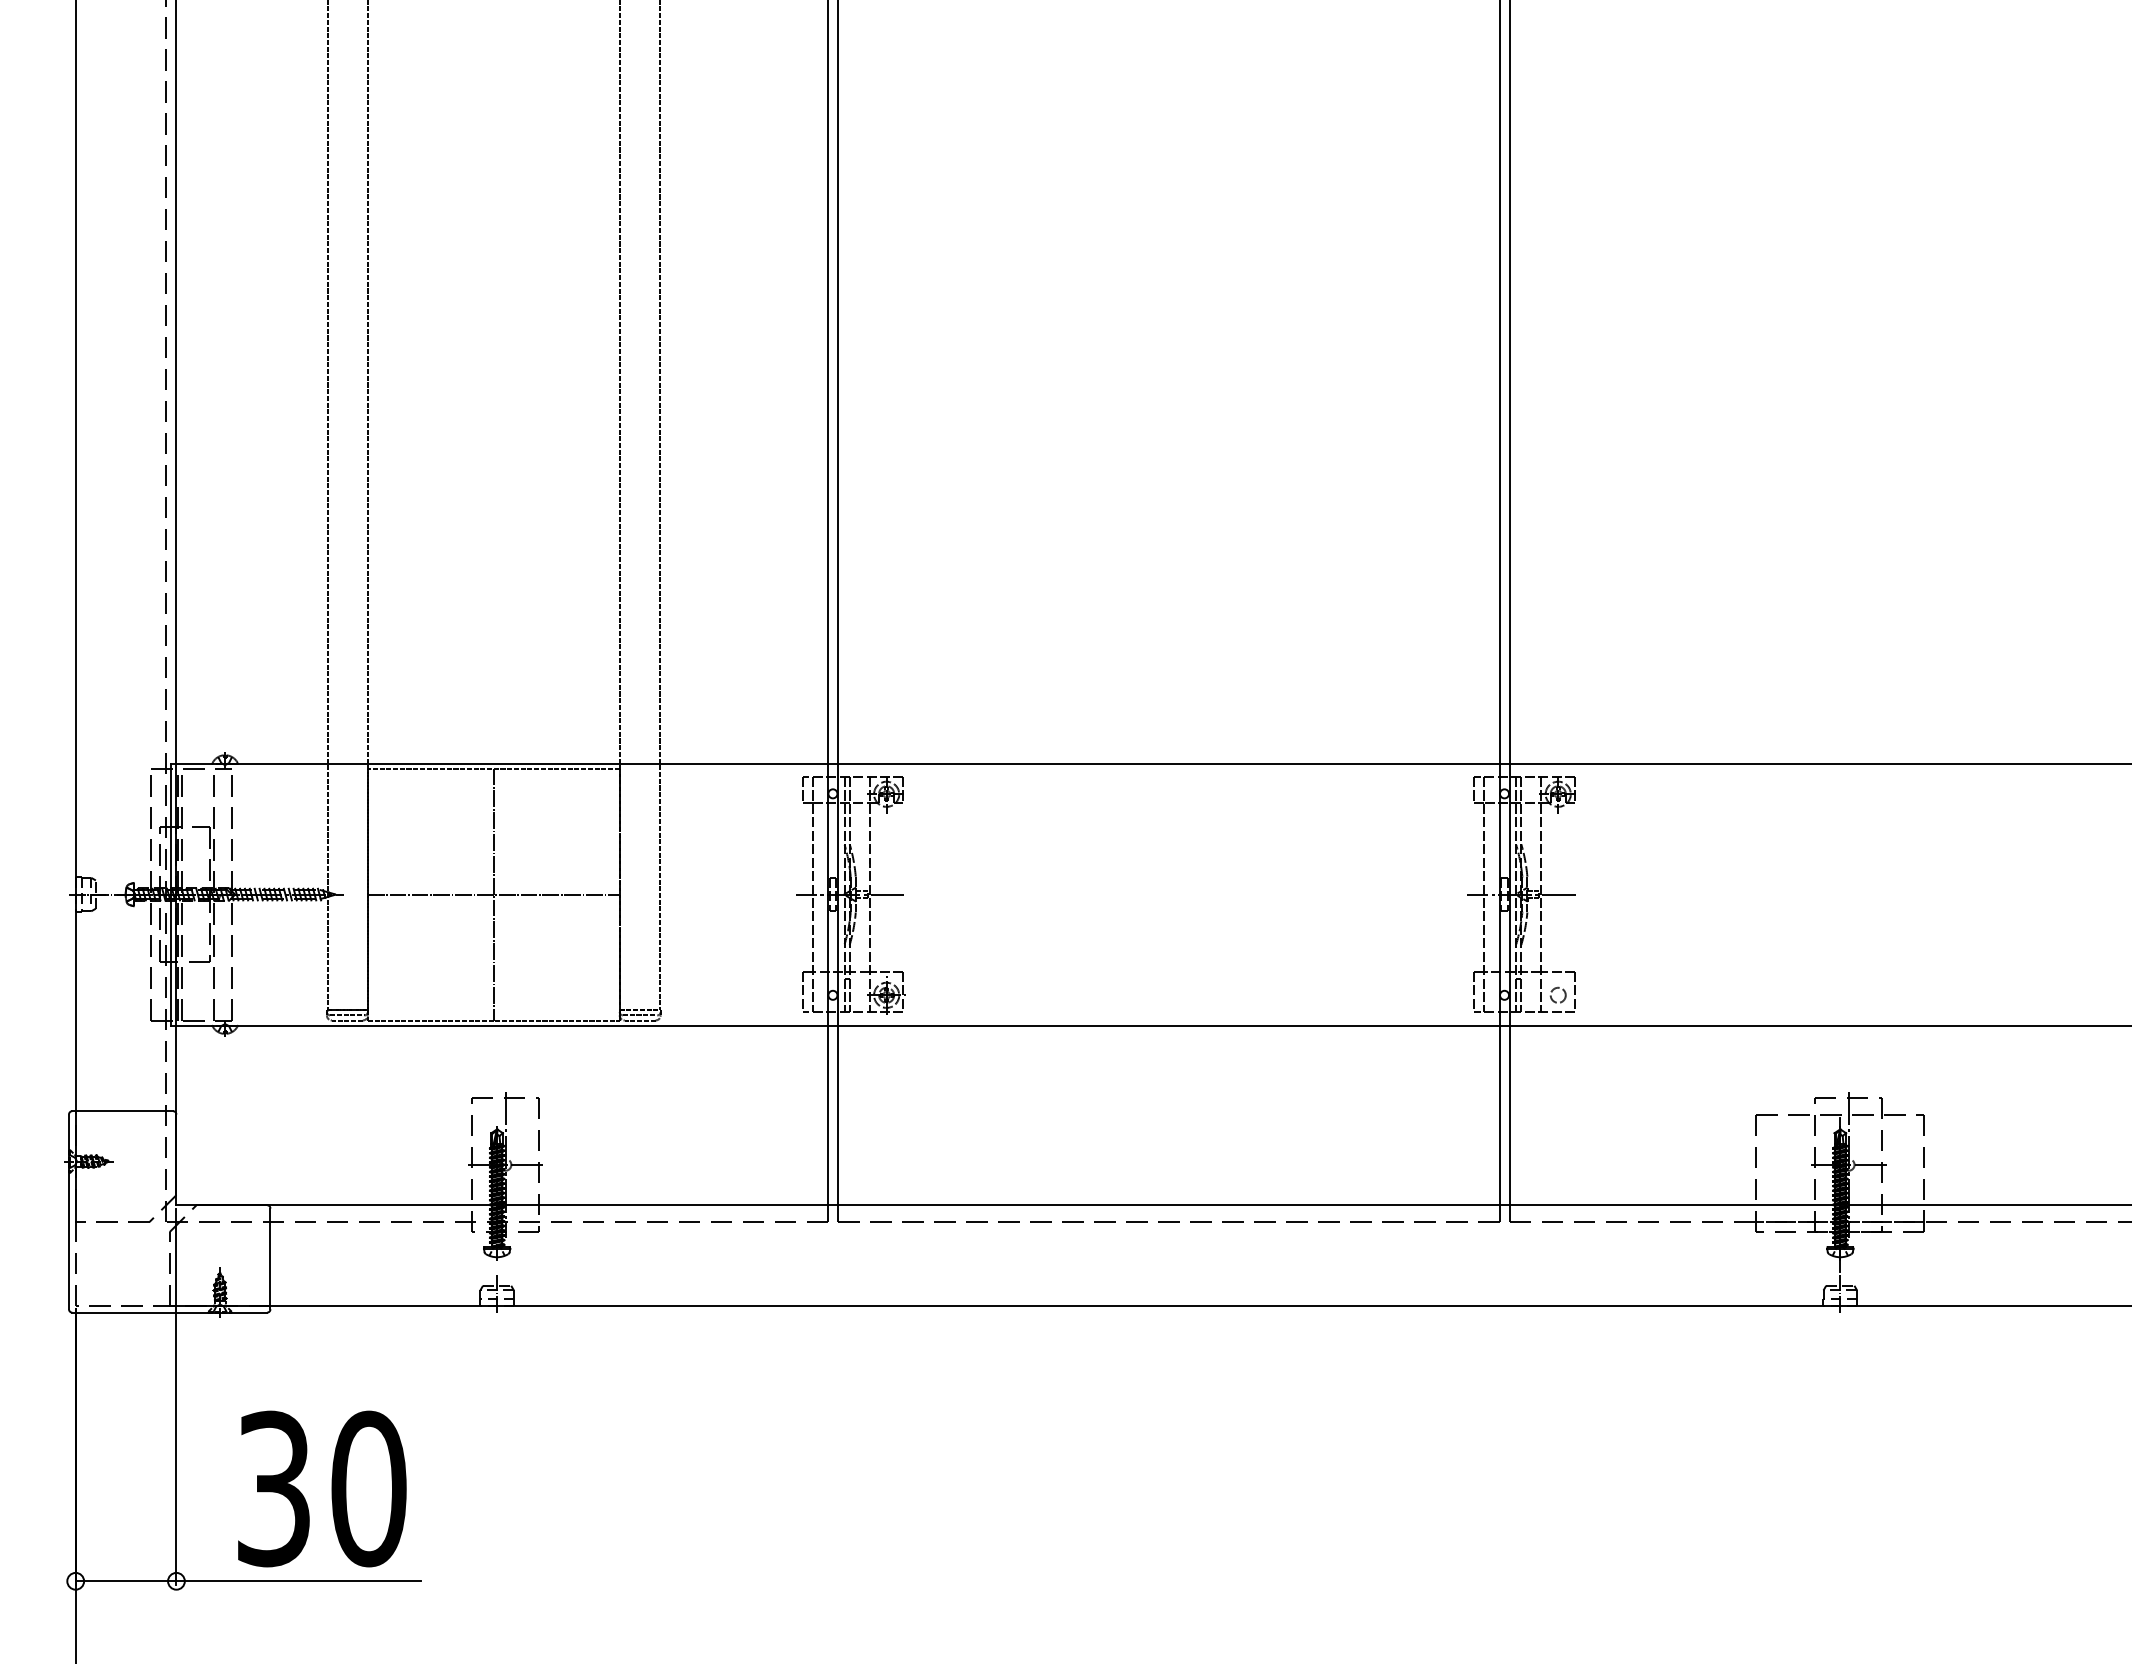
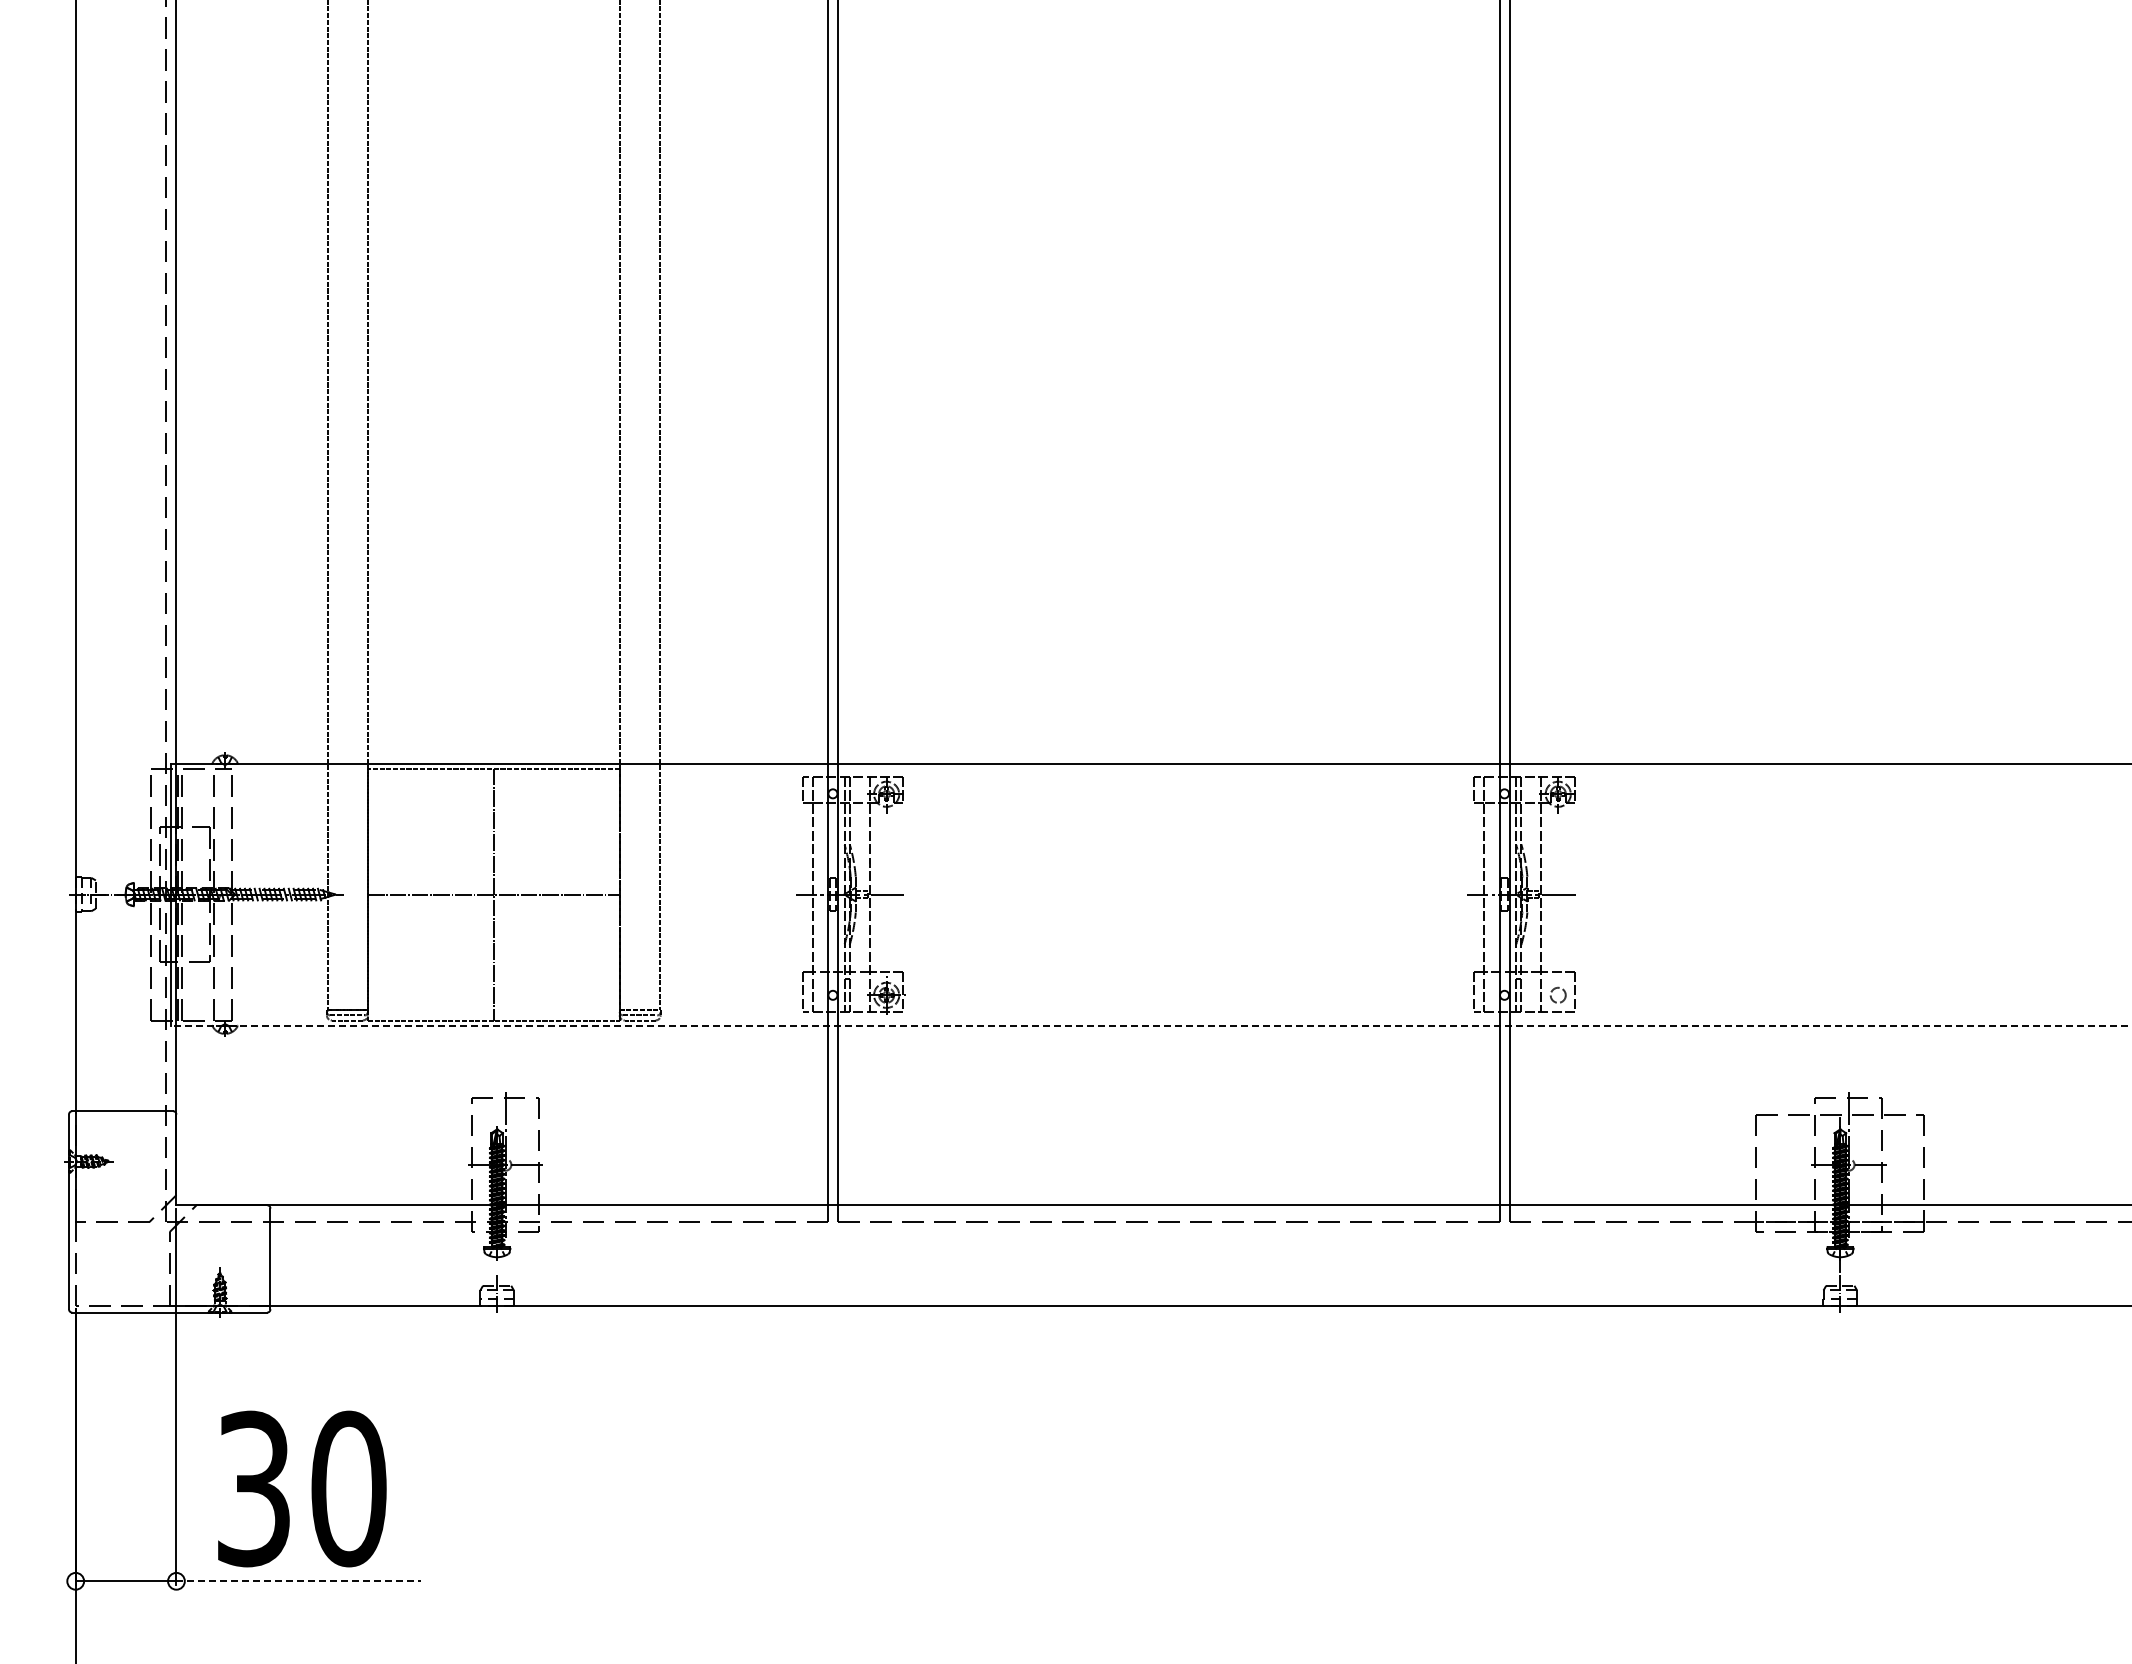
line: solid -> dashed (1151, 1025)
text position: (322, 1488) -> (302, 1488) (302, 1488)
line: solid -> dashed (299, 1581)
